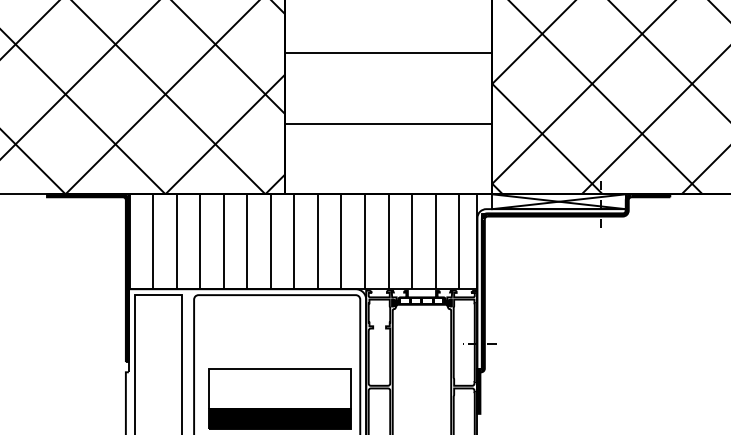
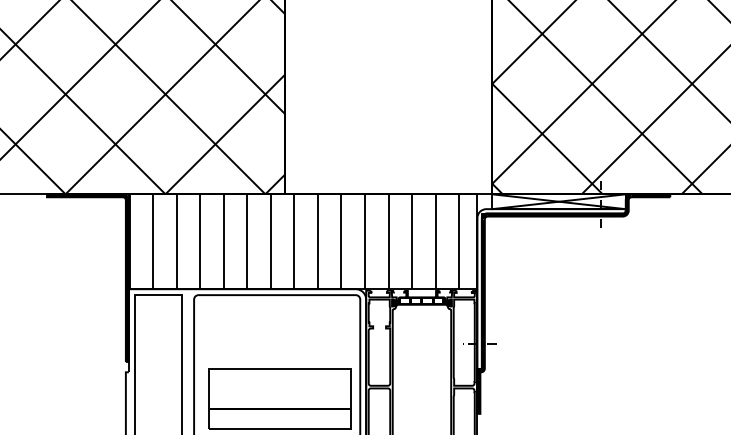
hatch: present -> none (388, 123)
fill: present -> none (279, 418)
